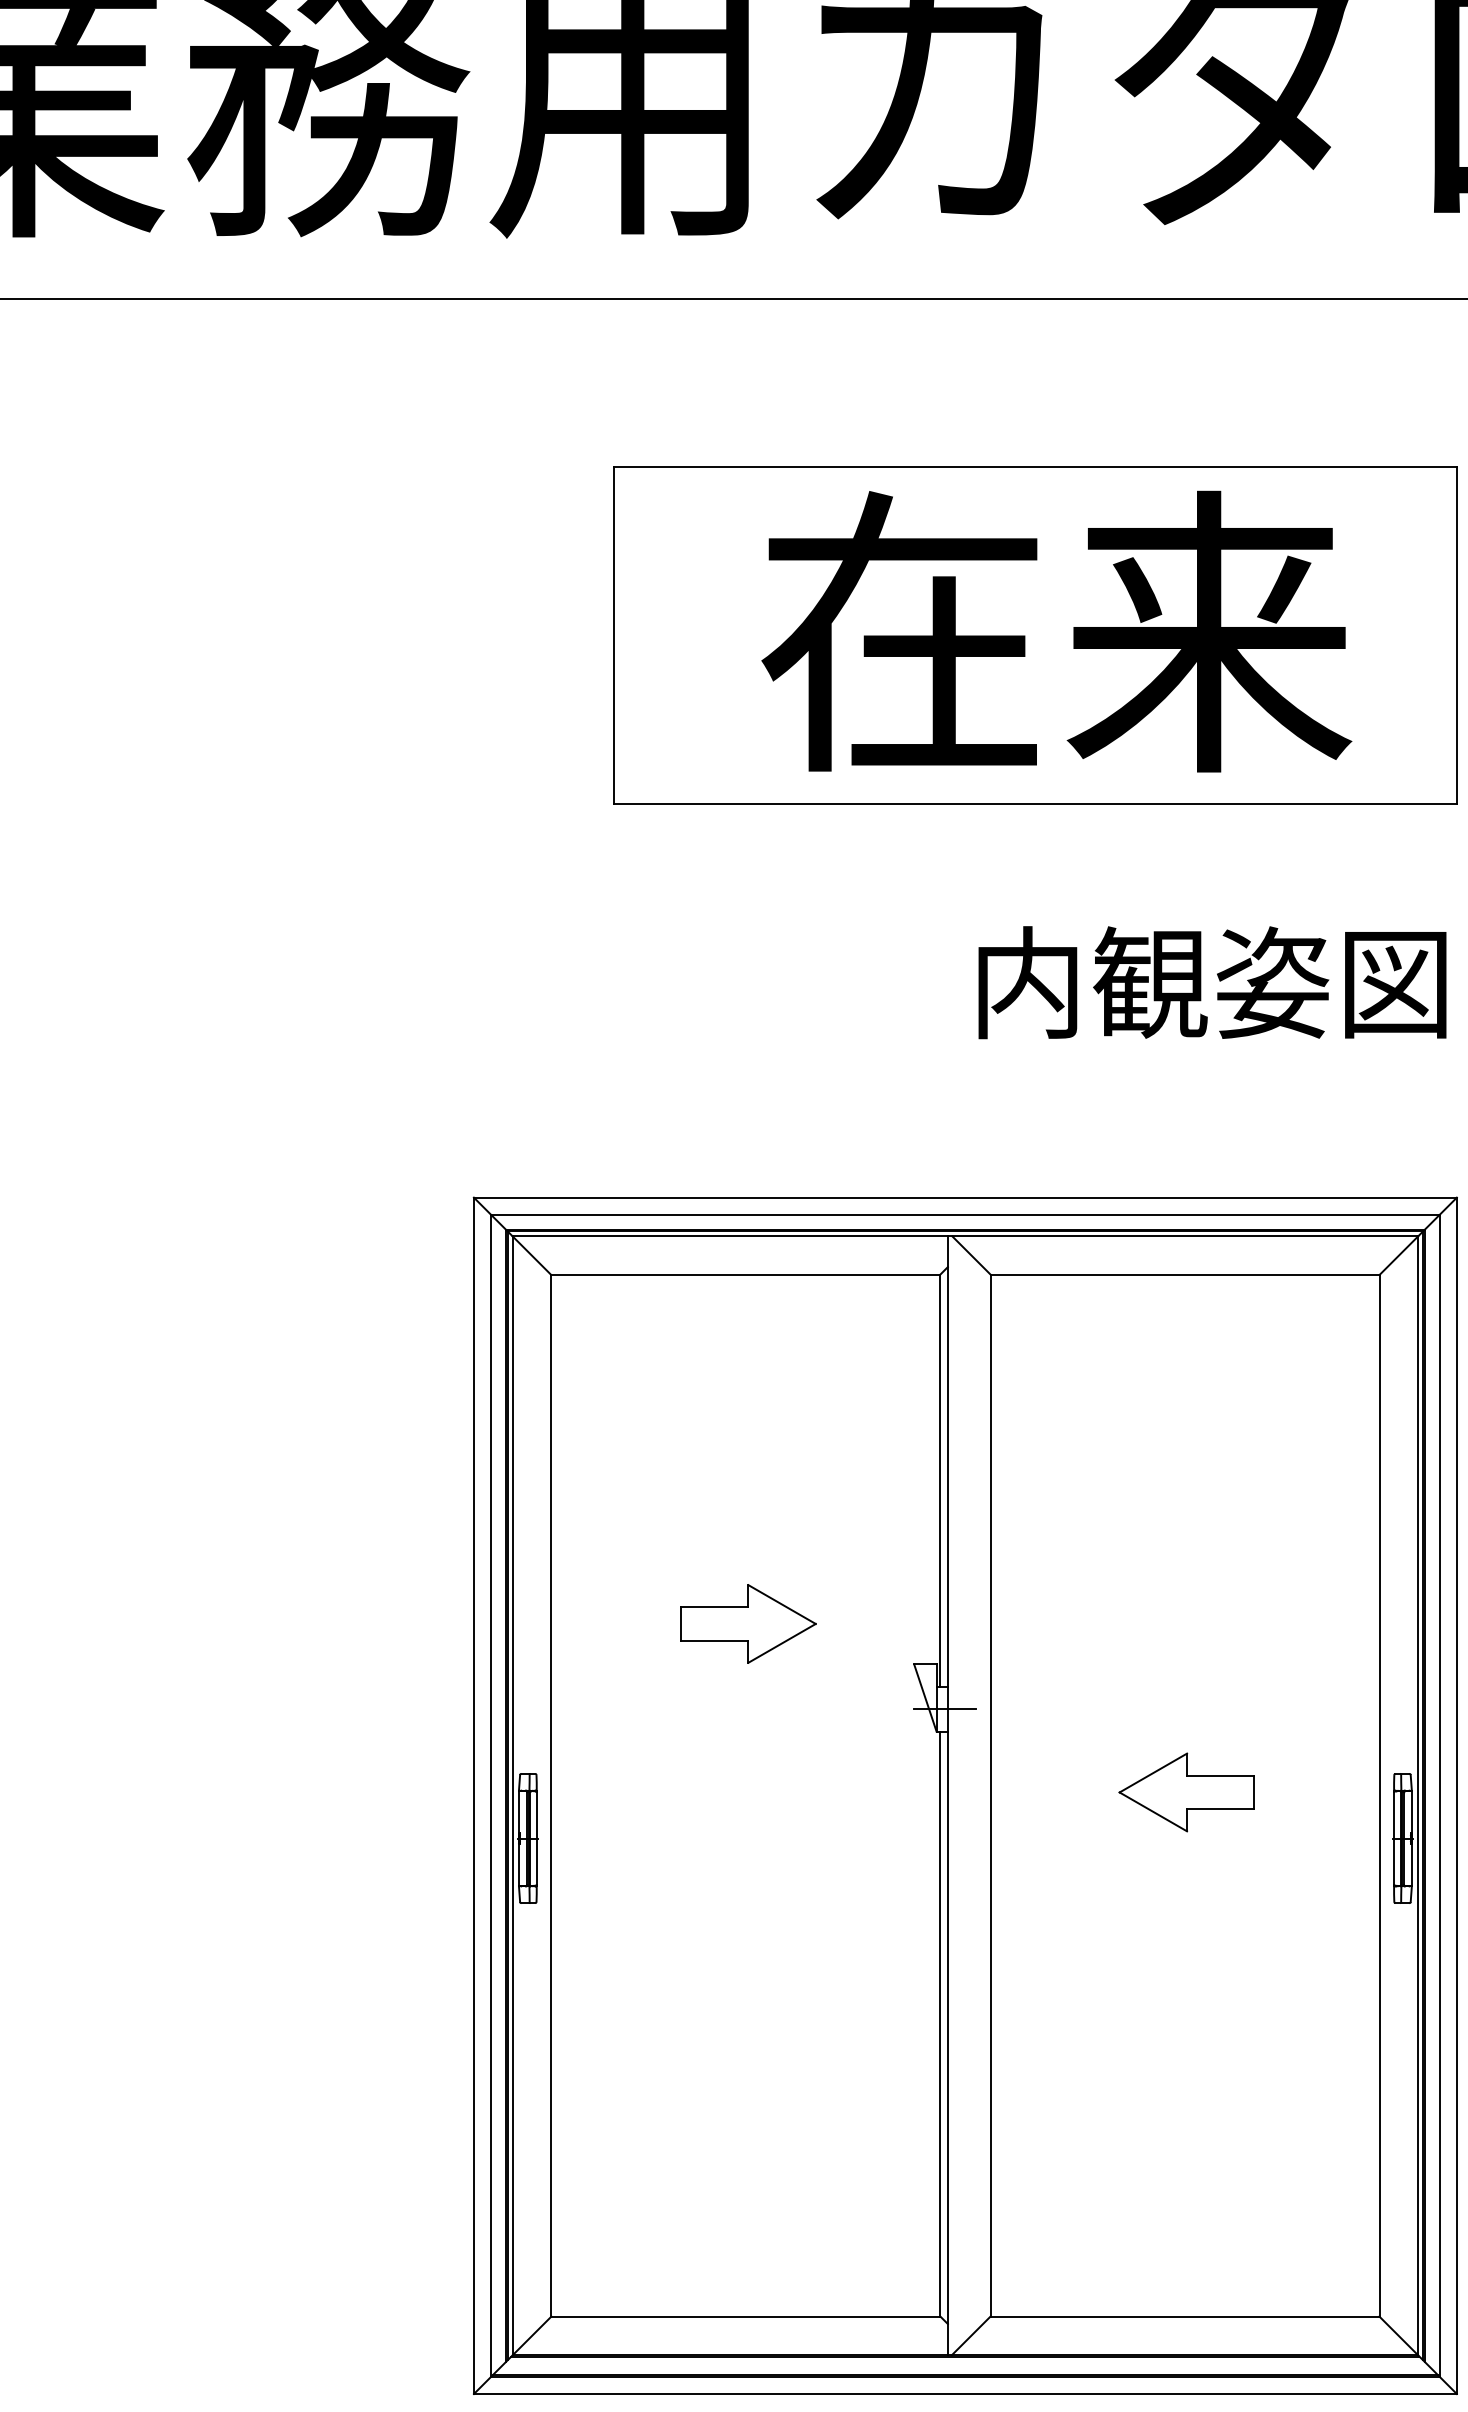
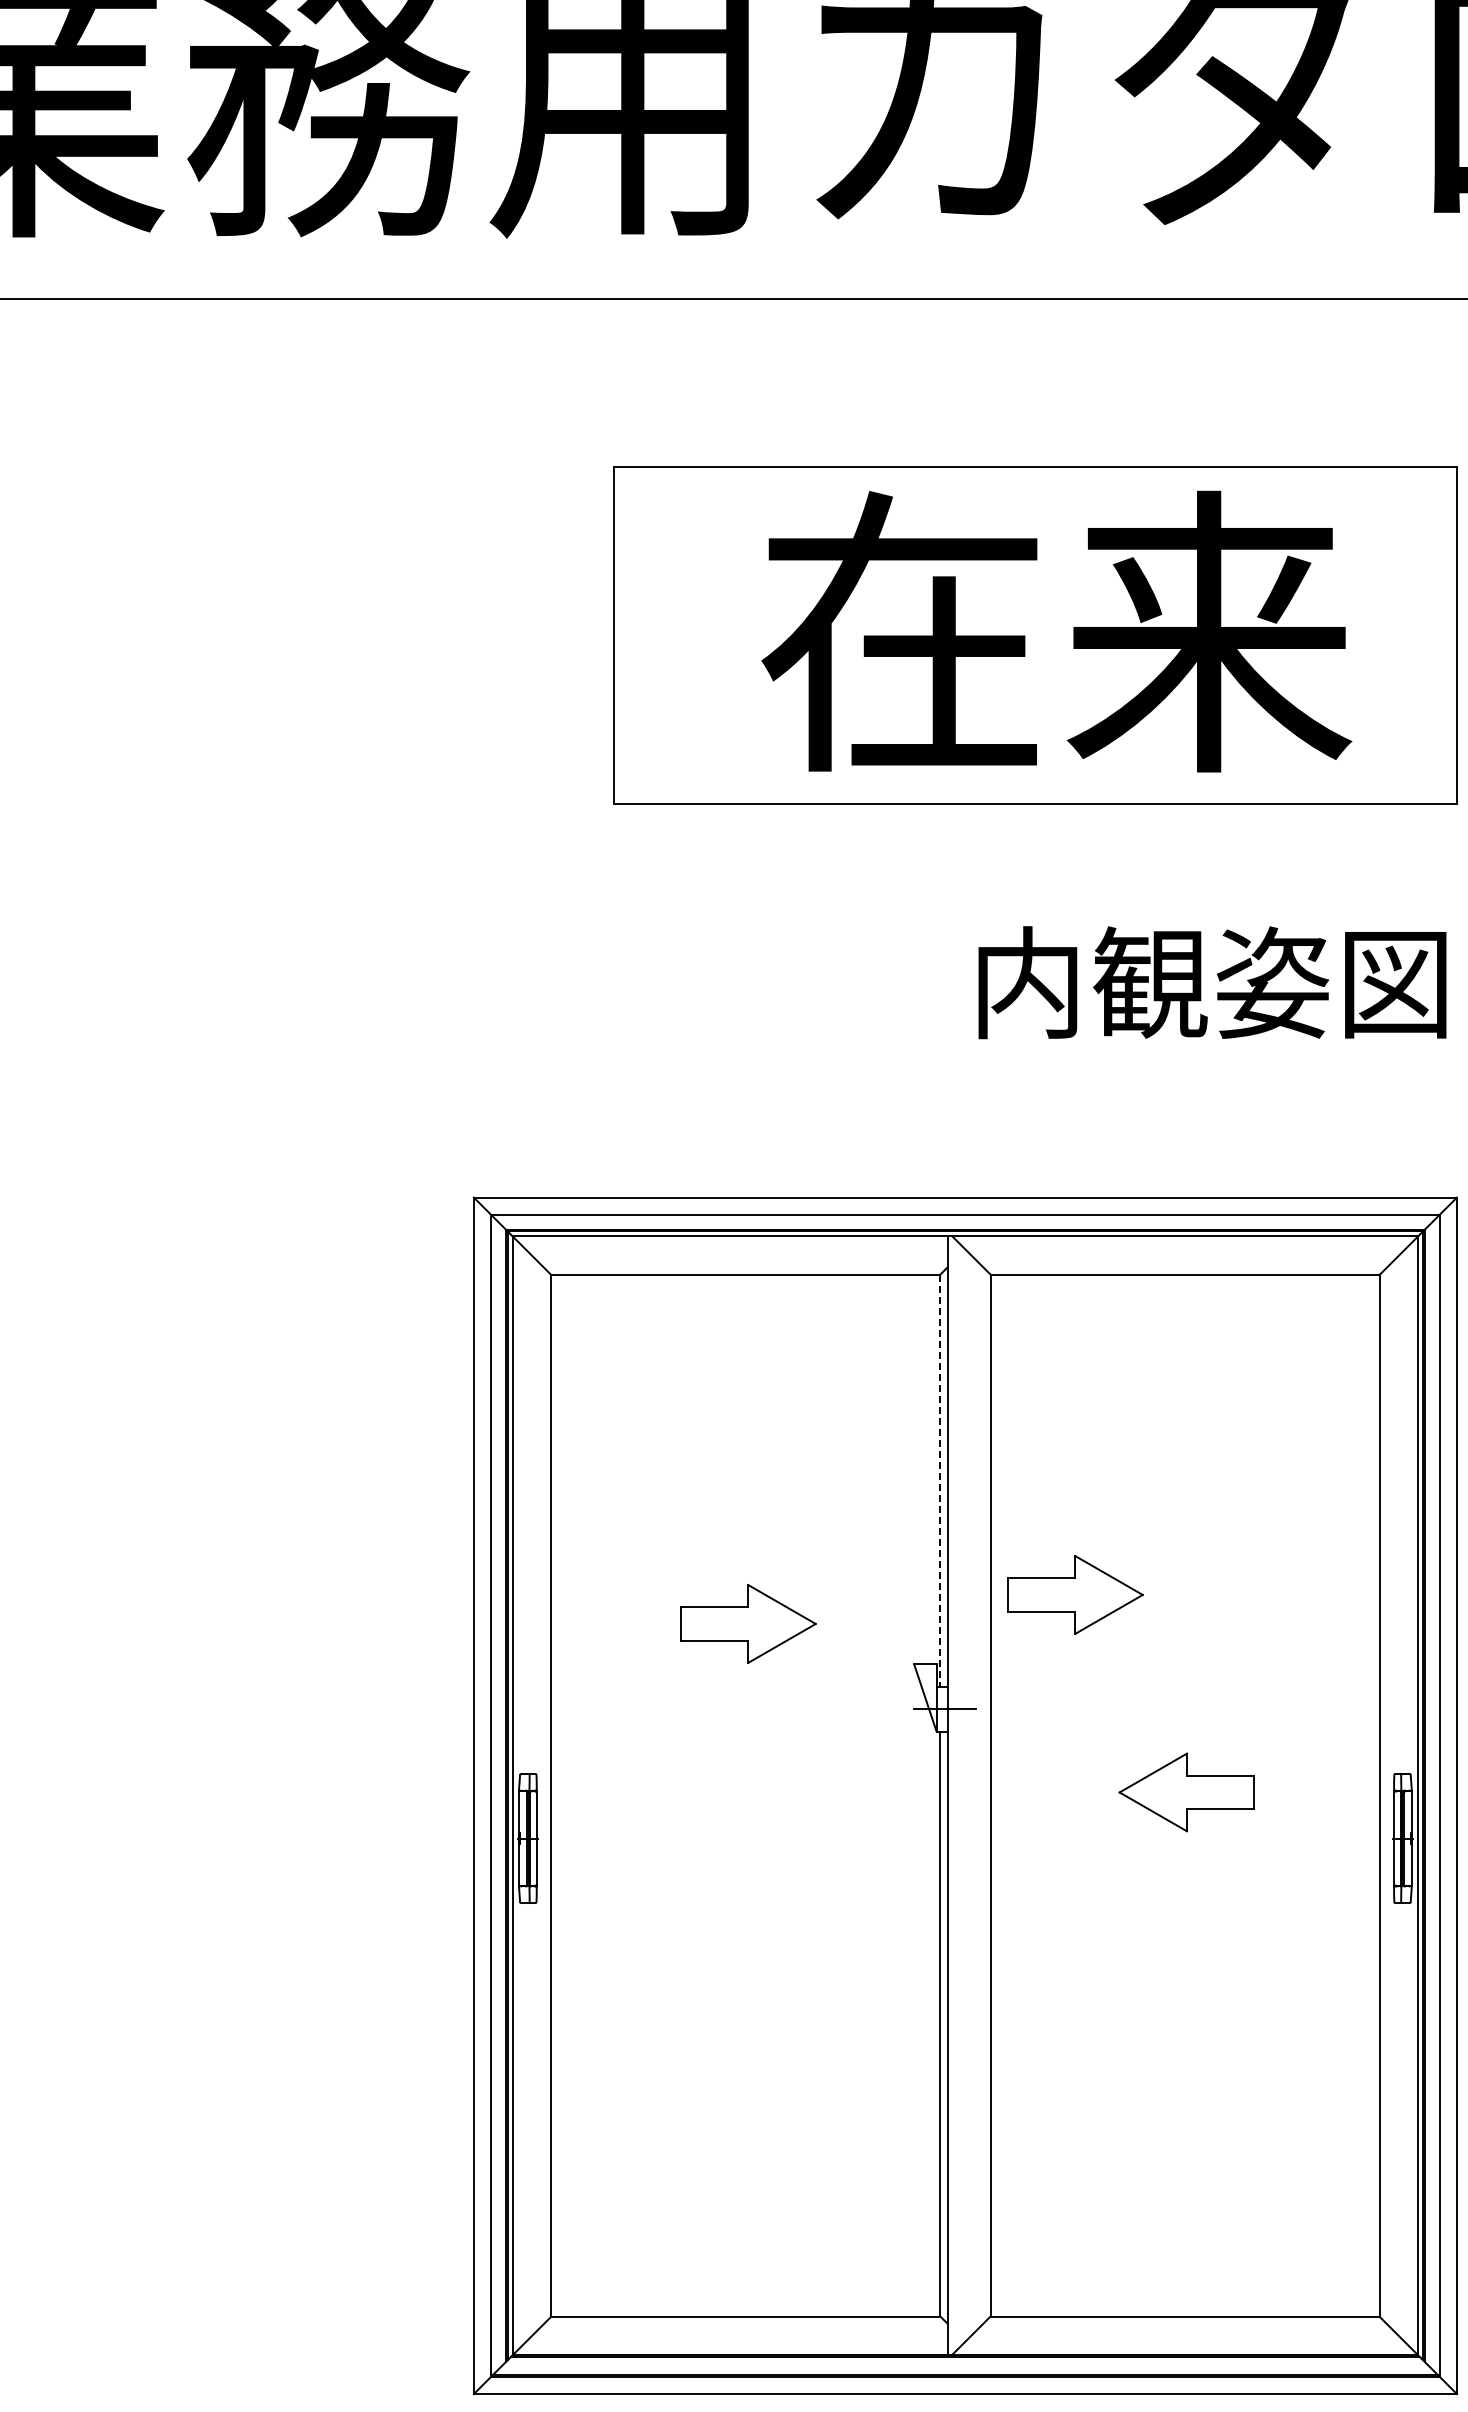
line: solid -> dashed (940, 1481)
part: none -> present (1075, 1594)
